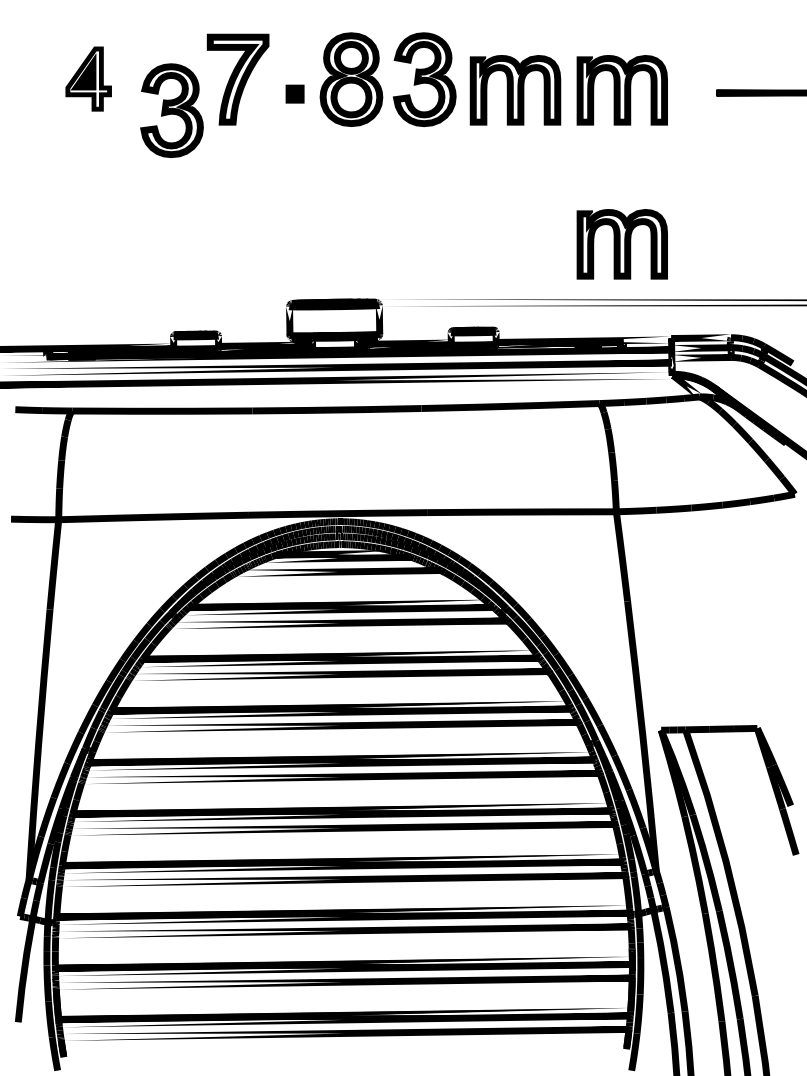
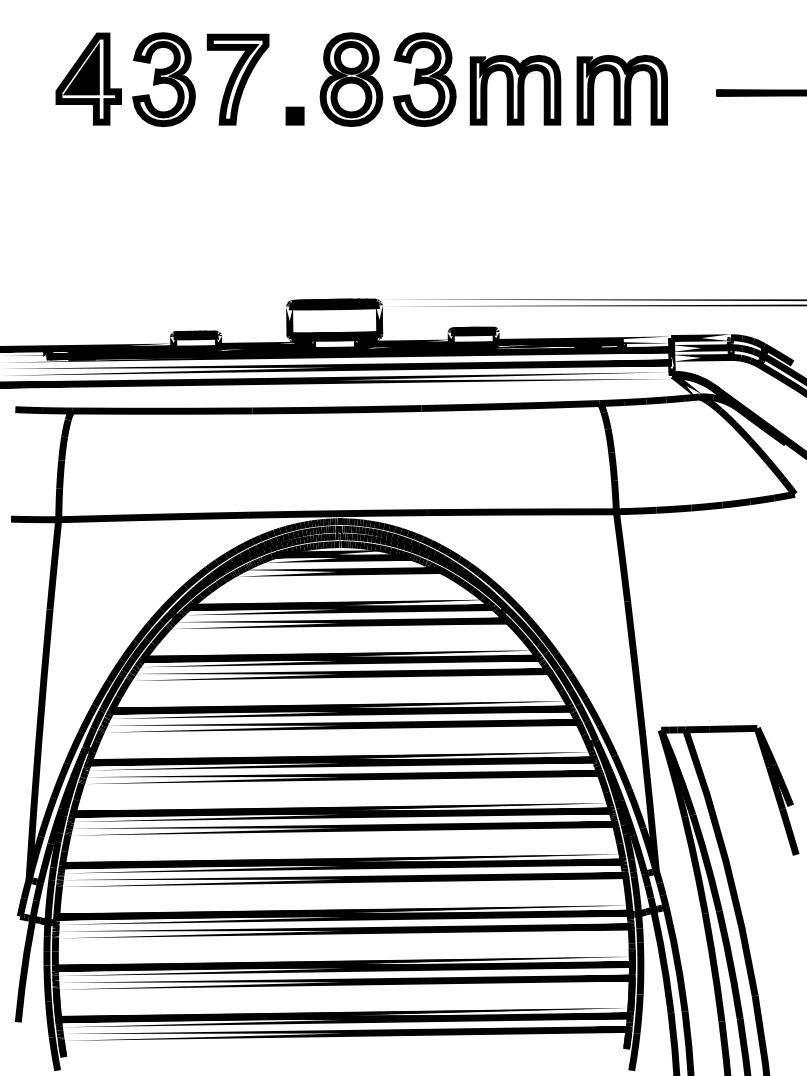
part size: 47x66 px -> 67x94 px (88, 78)
part position: (294, 93) -> (294, 115) (294, 115)
part position: (171, 110) -> (163, 79) (163, 79)
part: present -> none (621, 244)
